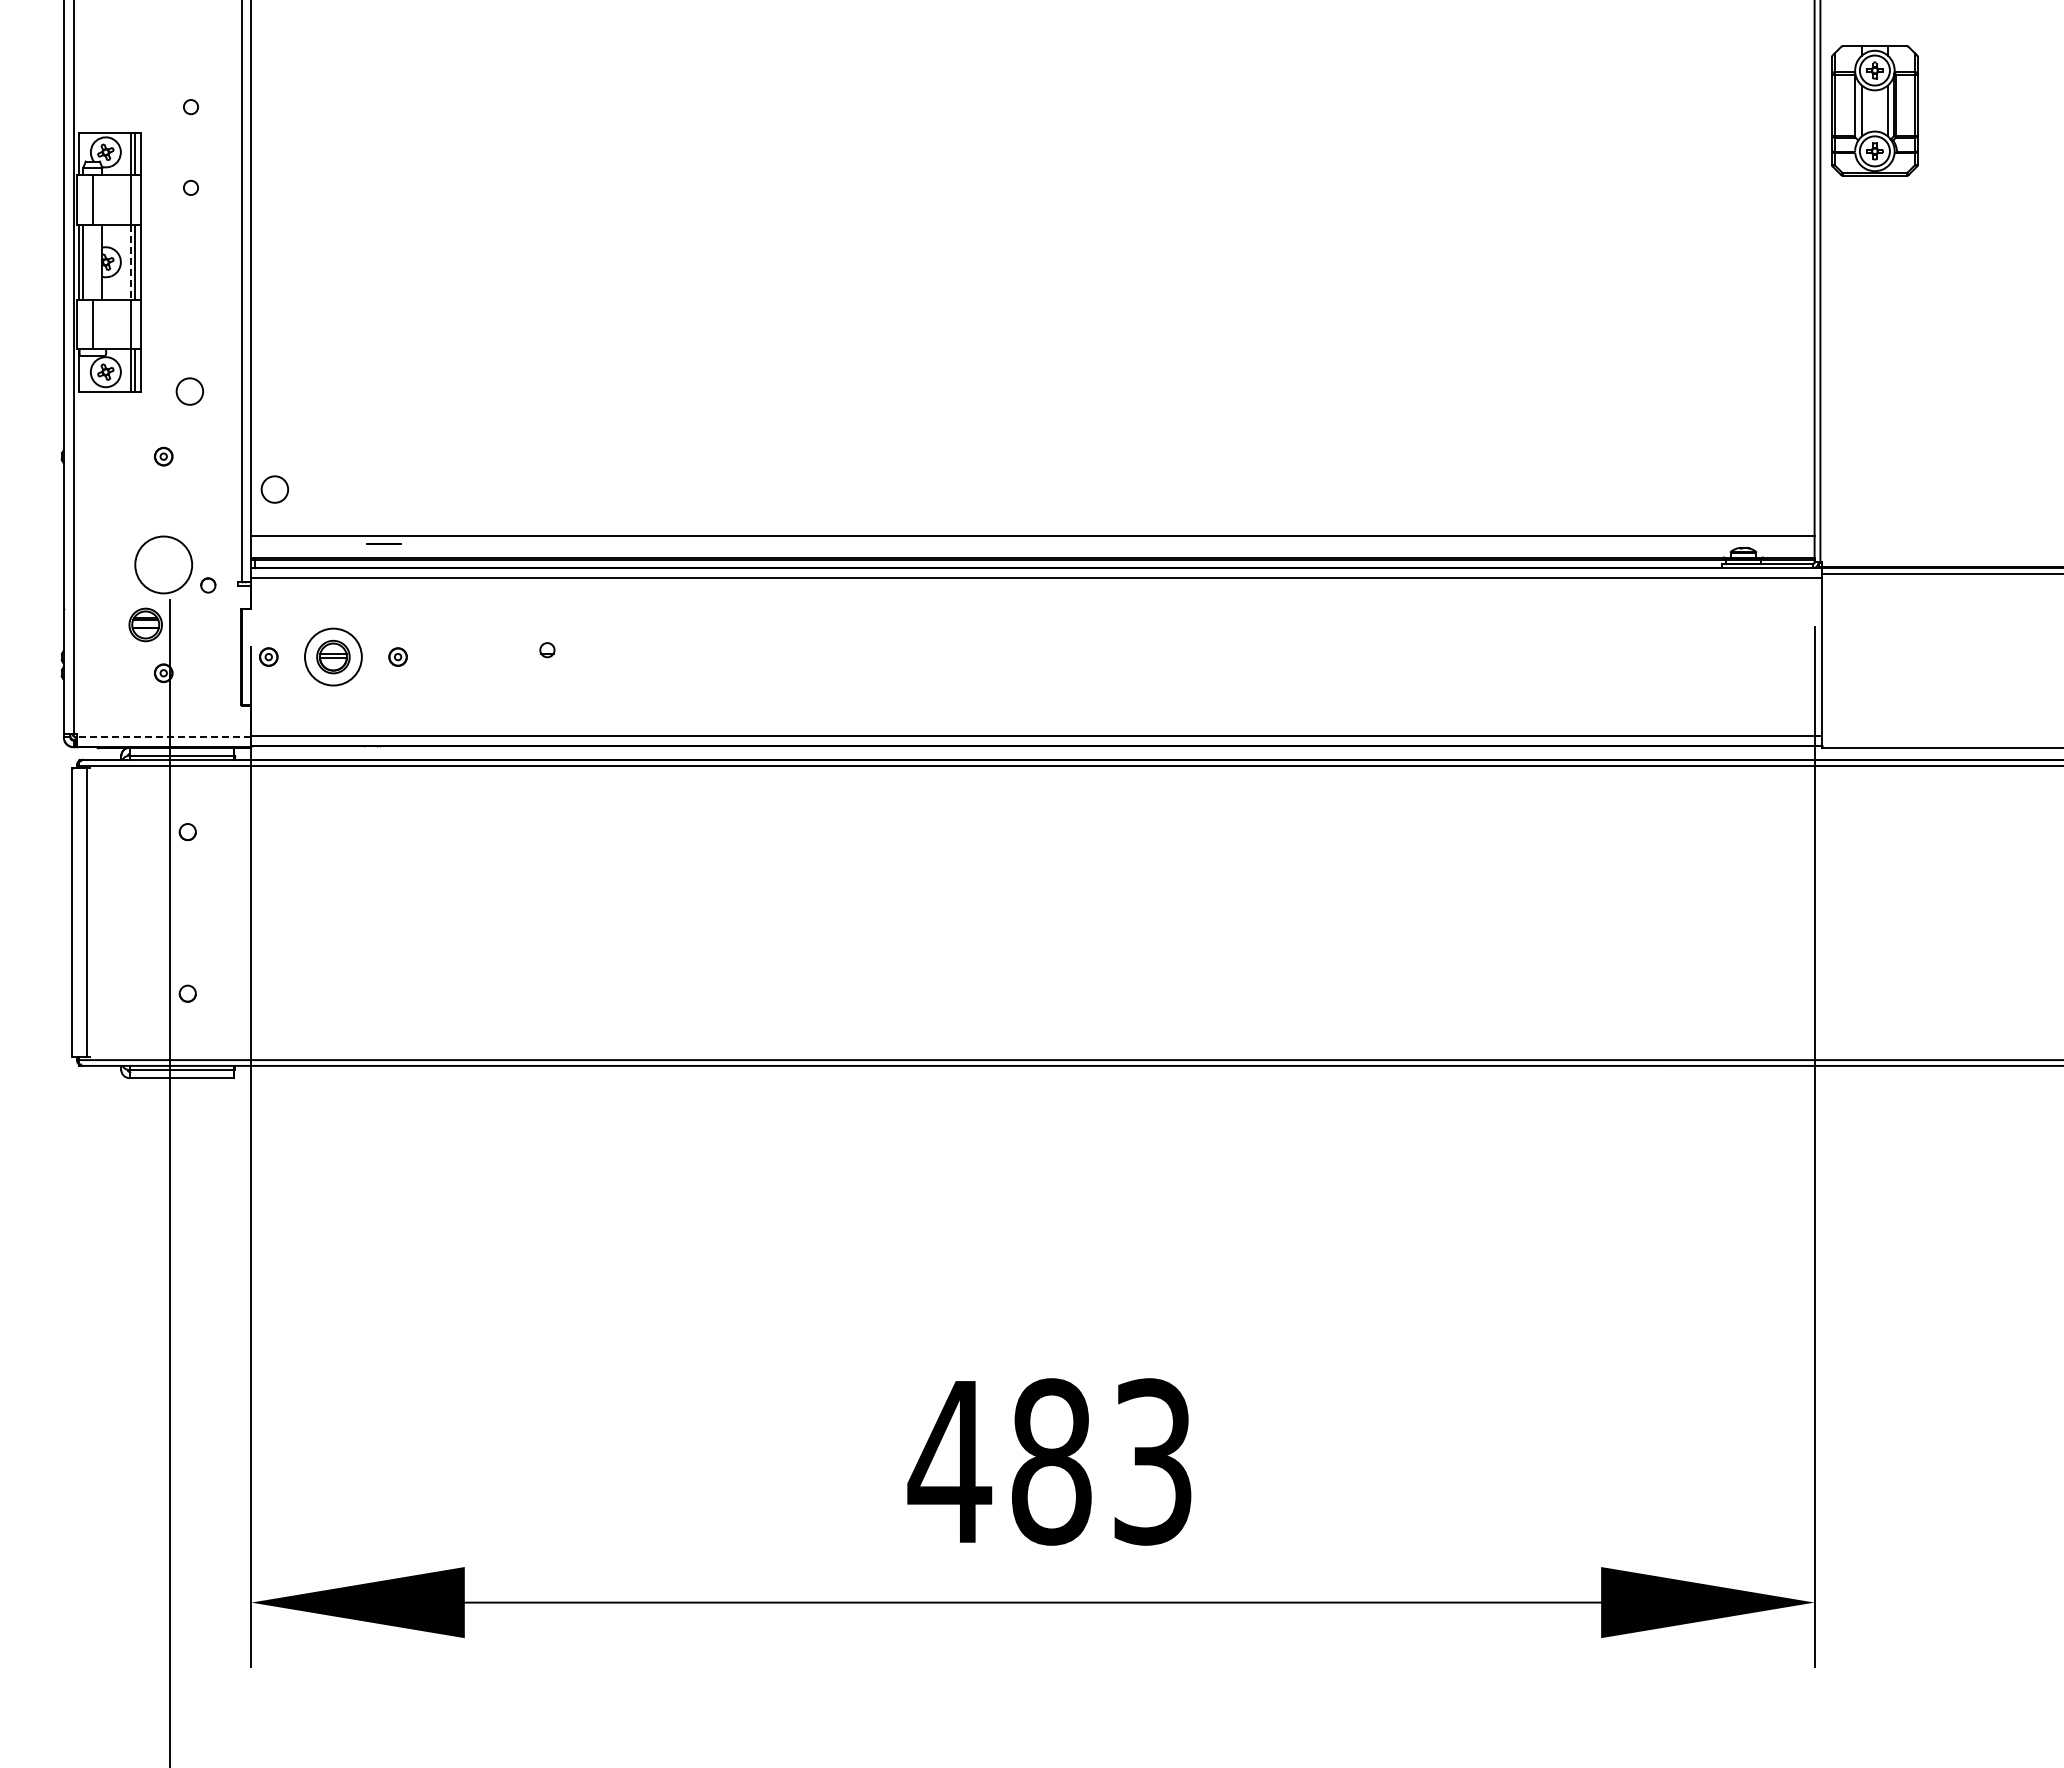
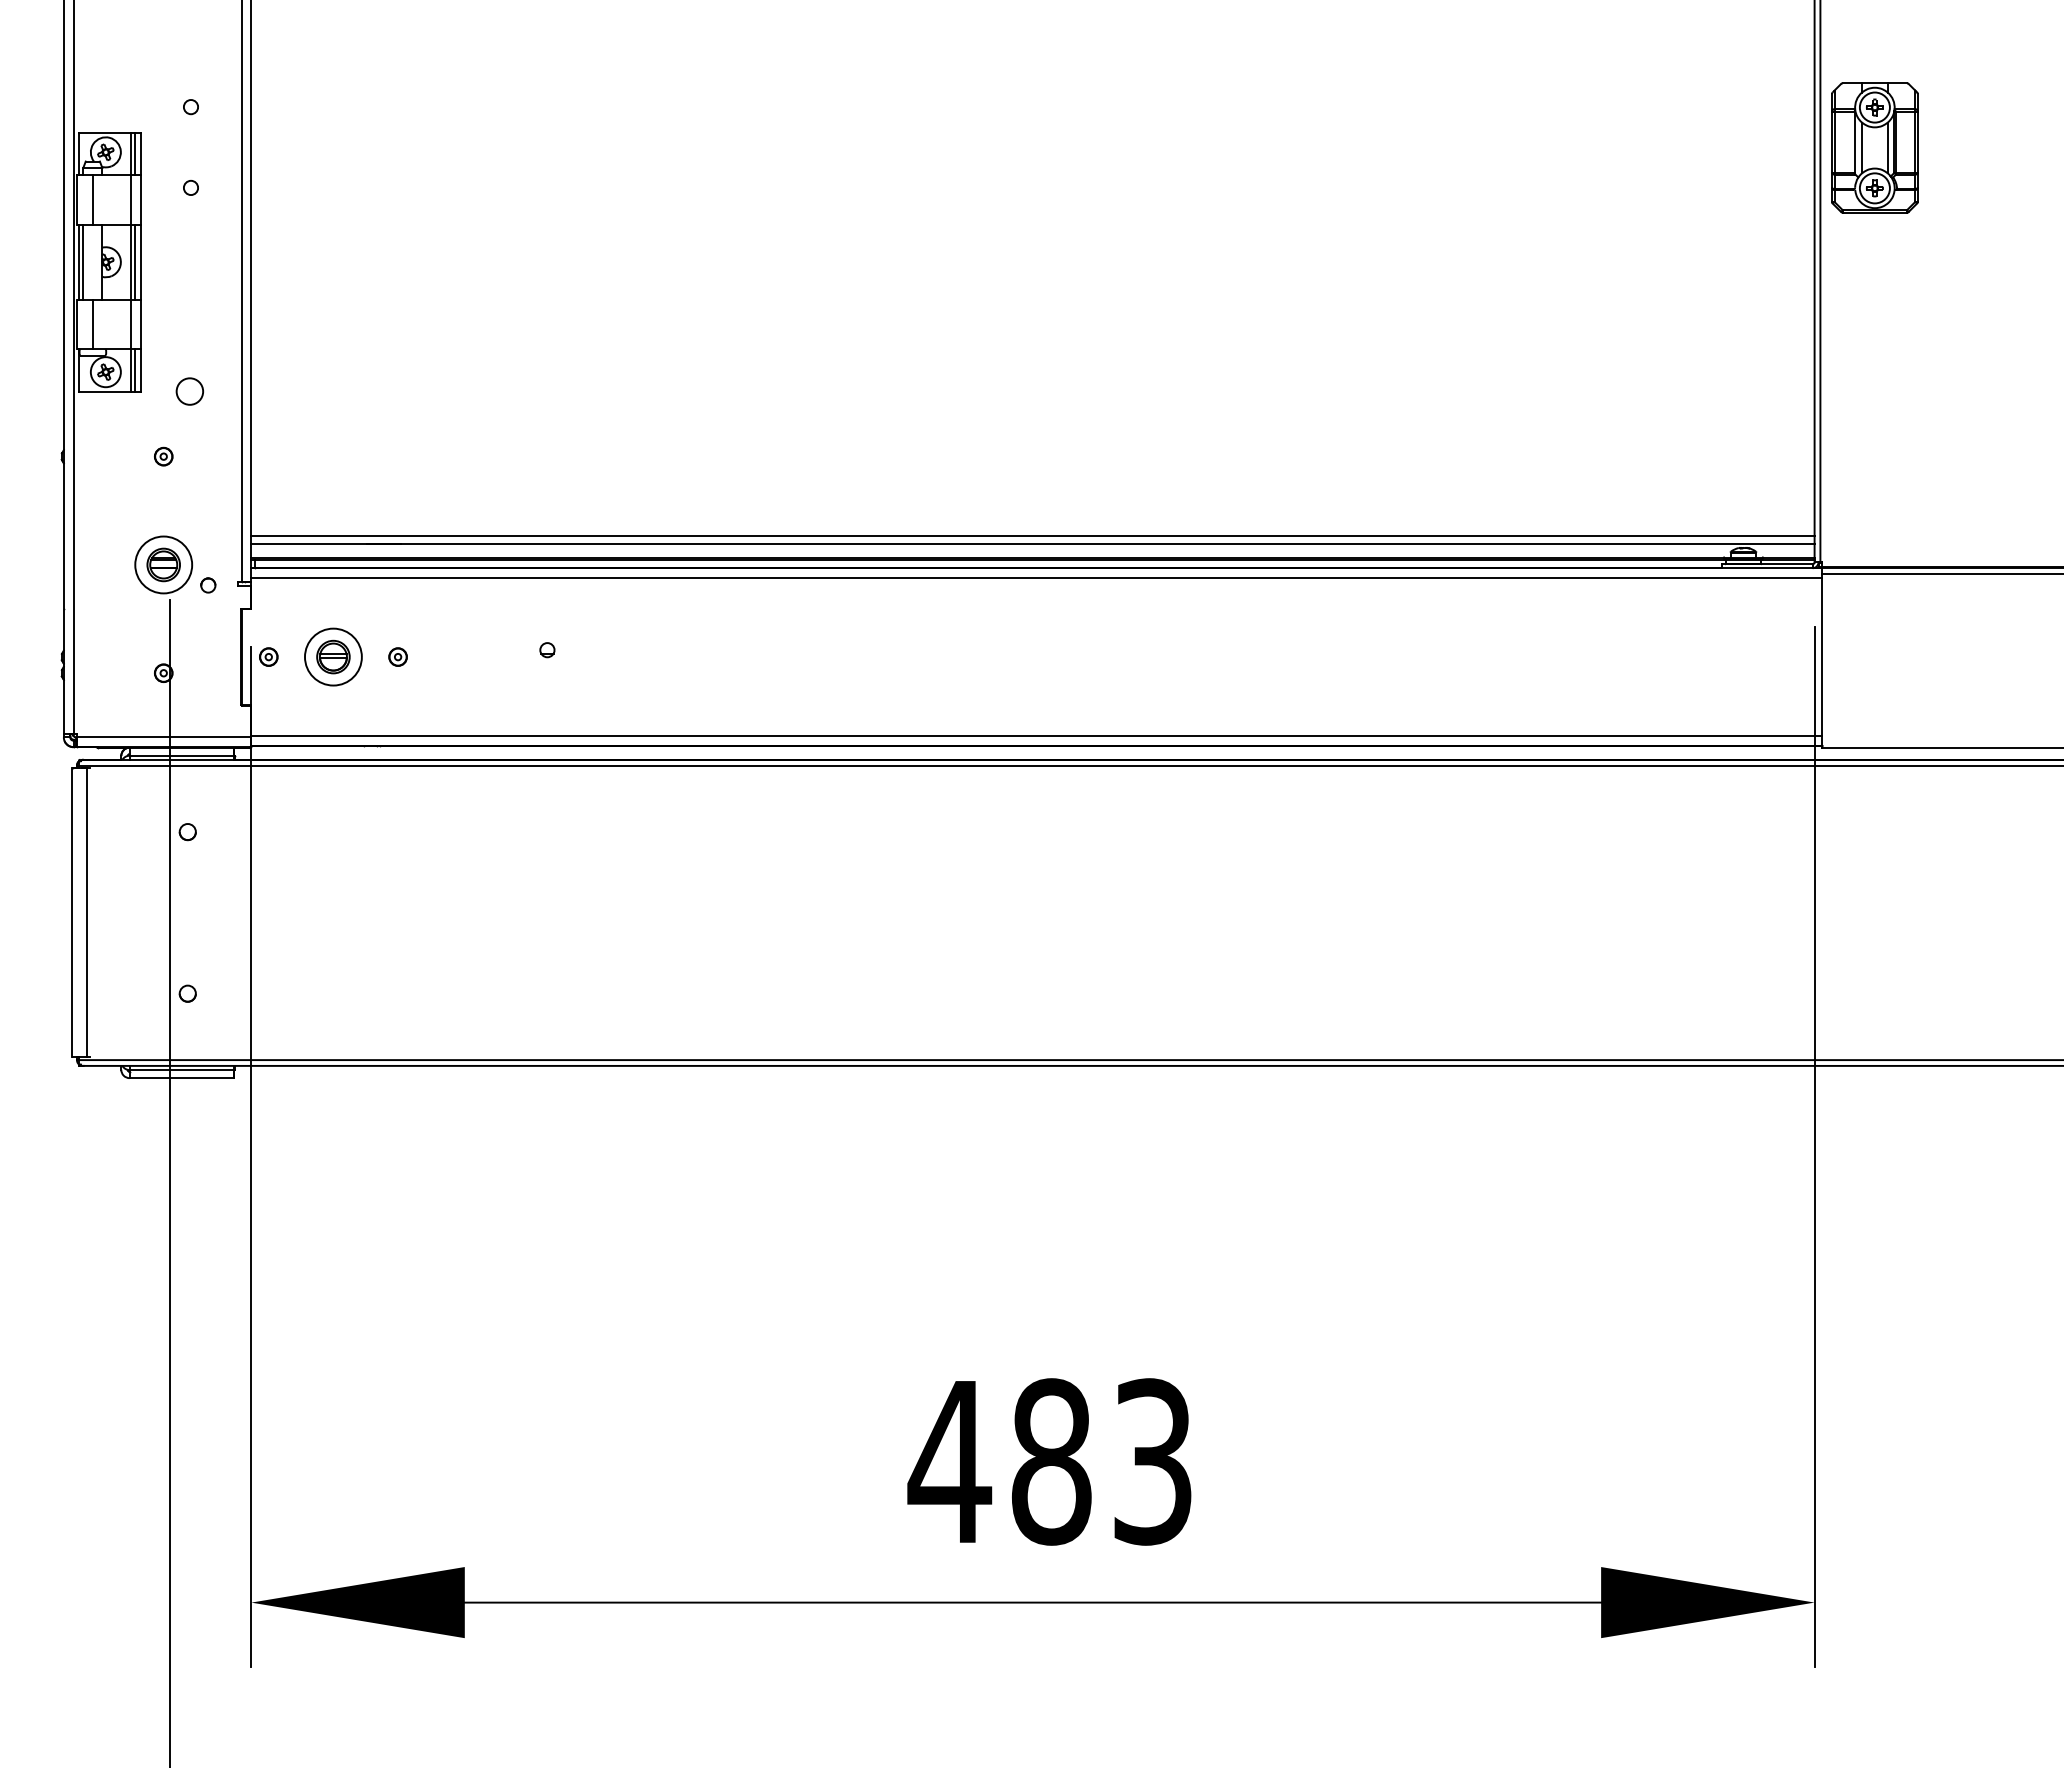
part position: (1874, 110) -> (1874, 147) (1874, 147)
line: dashed -> solid (130, 262)
circle: present -> none (274, 489)
line: none -> present (1032, 543)
part position: (145, 624) -> (163, 564) (163, 564)
line: dashed -> solid (163, 737)
